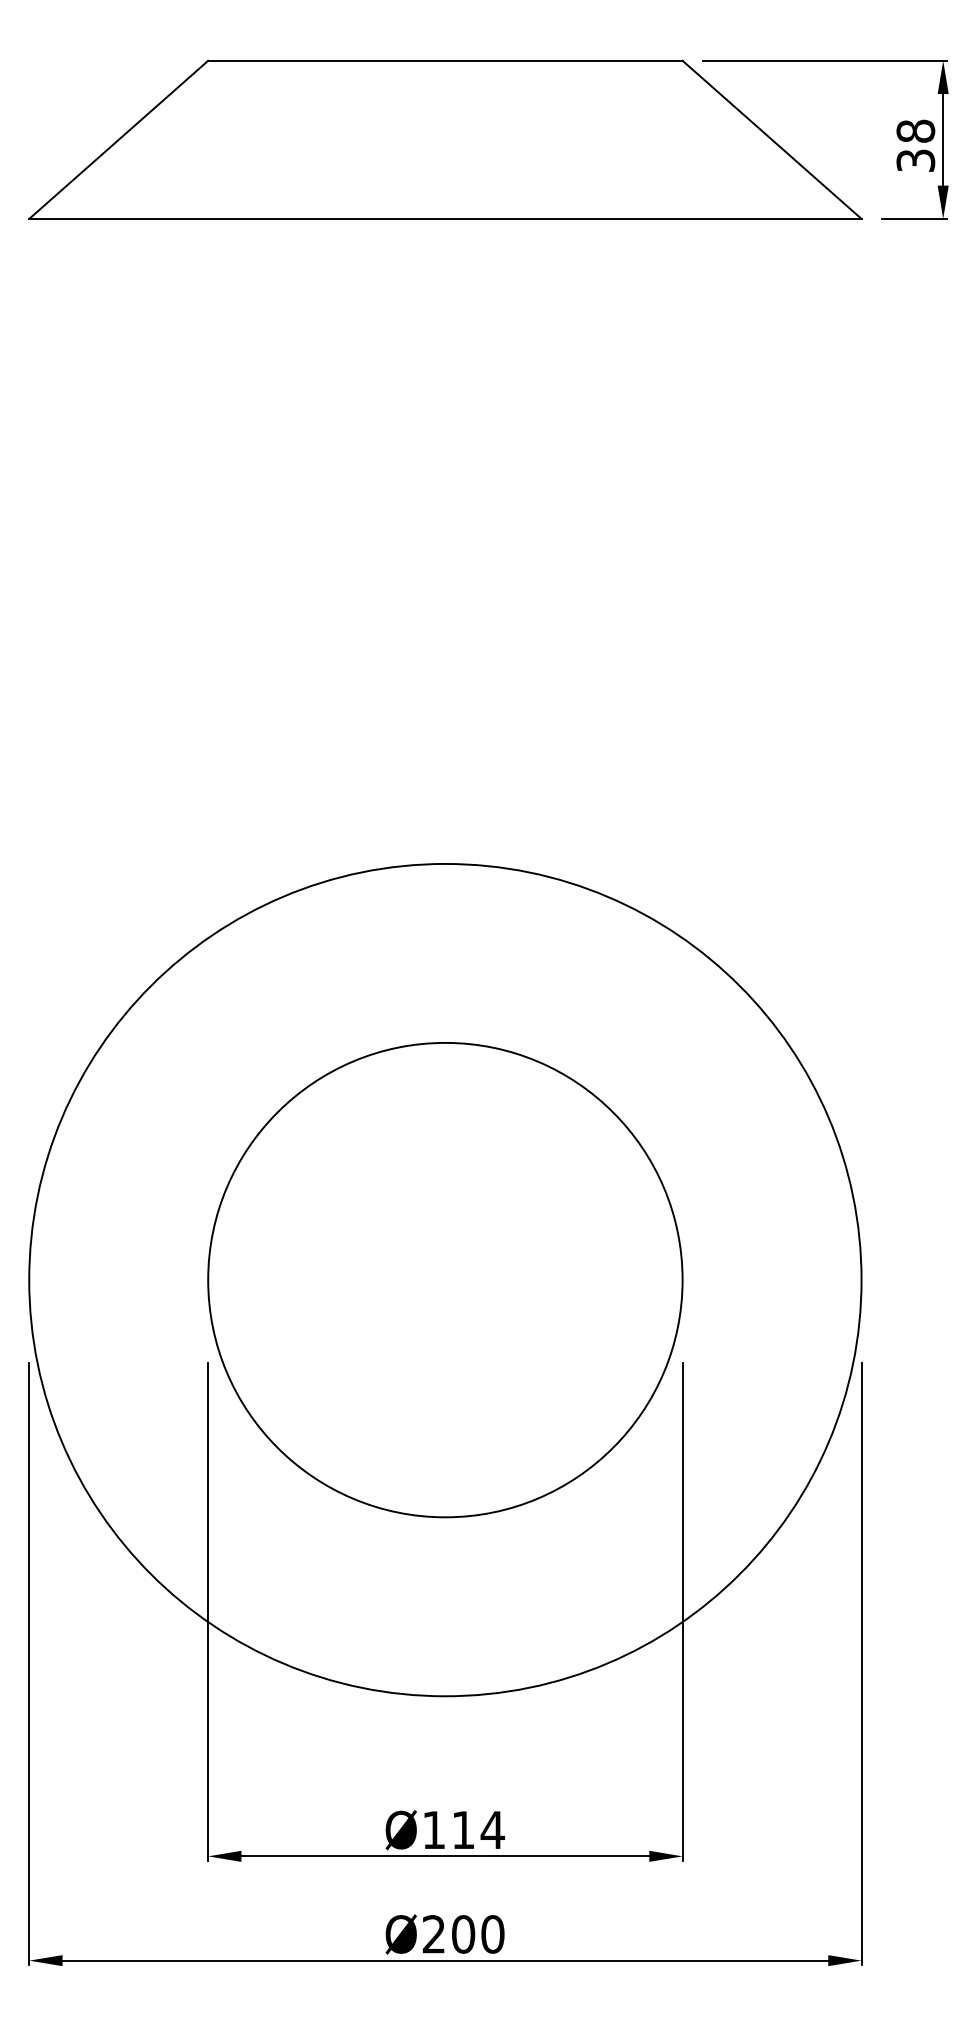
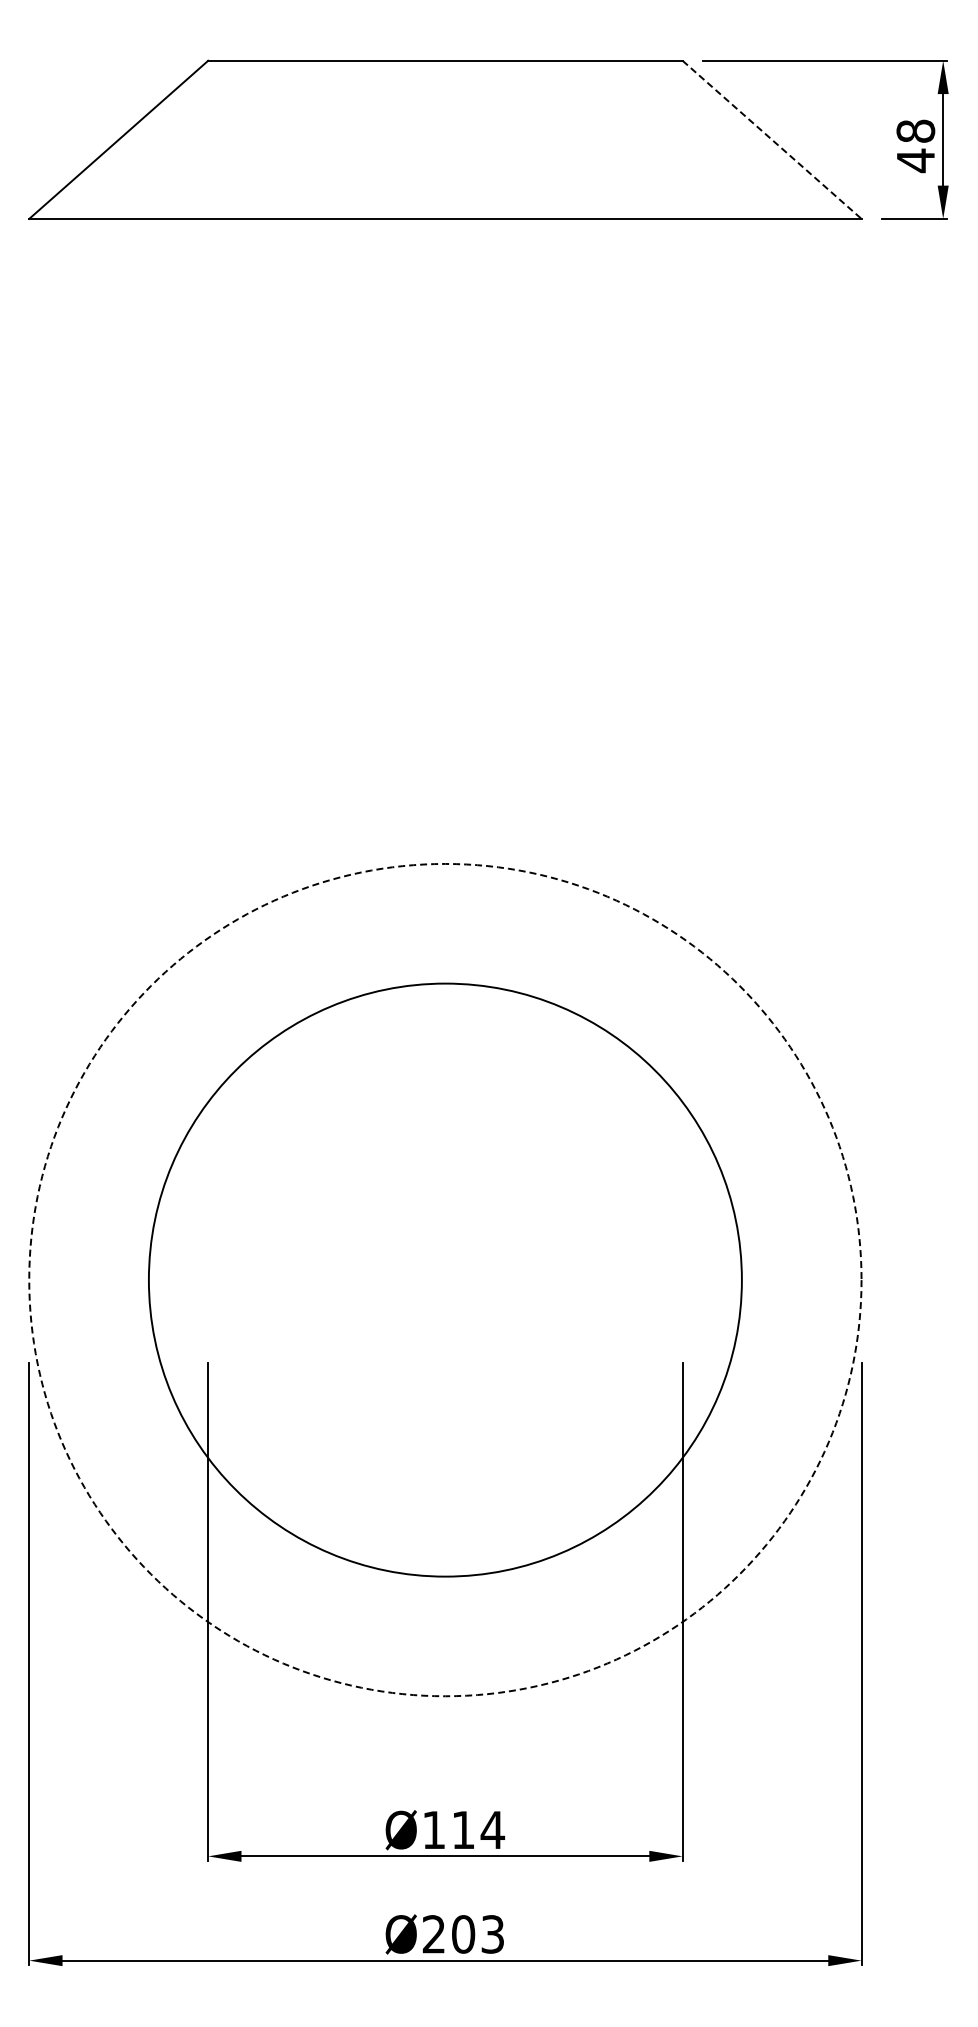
line: solid -> dashed (772, 140)
text: 38 -> 48 (915, 160)
circle diameter: 474 px -> 593 px (444, 1279)
circle: solid -> dashed (445, 1279)
text: Ø200 -> Ø203 (492, 1934)
